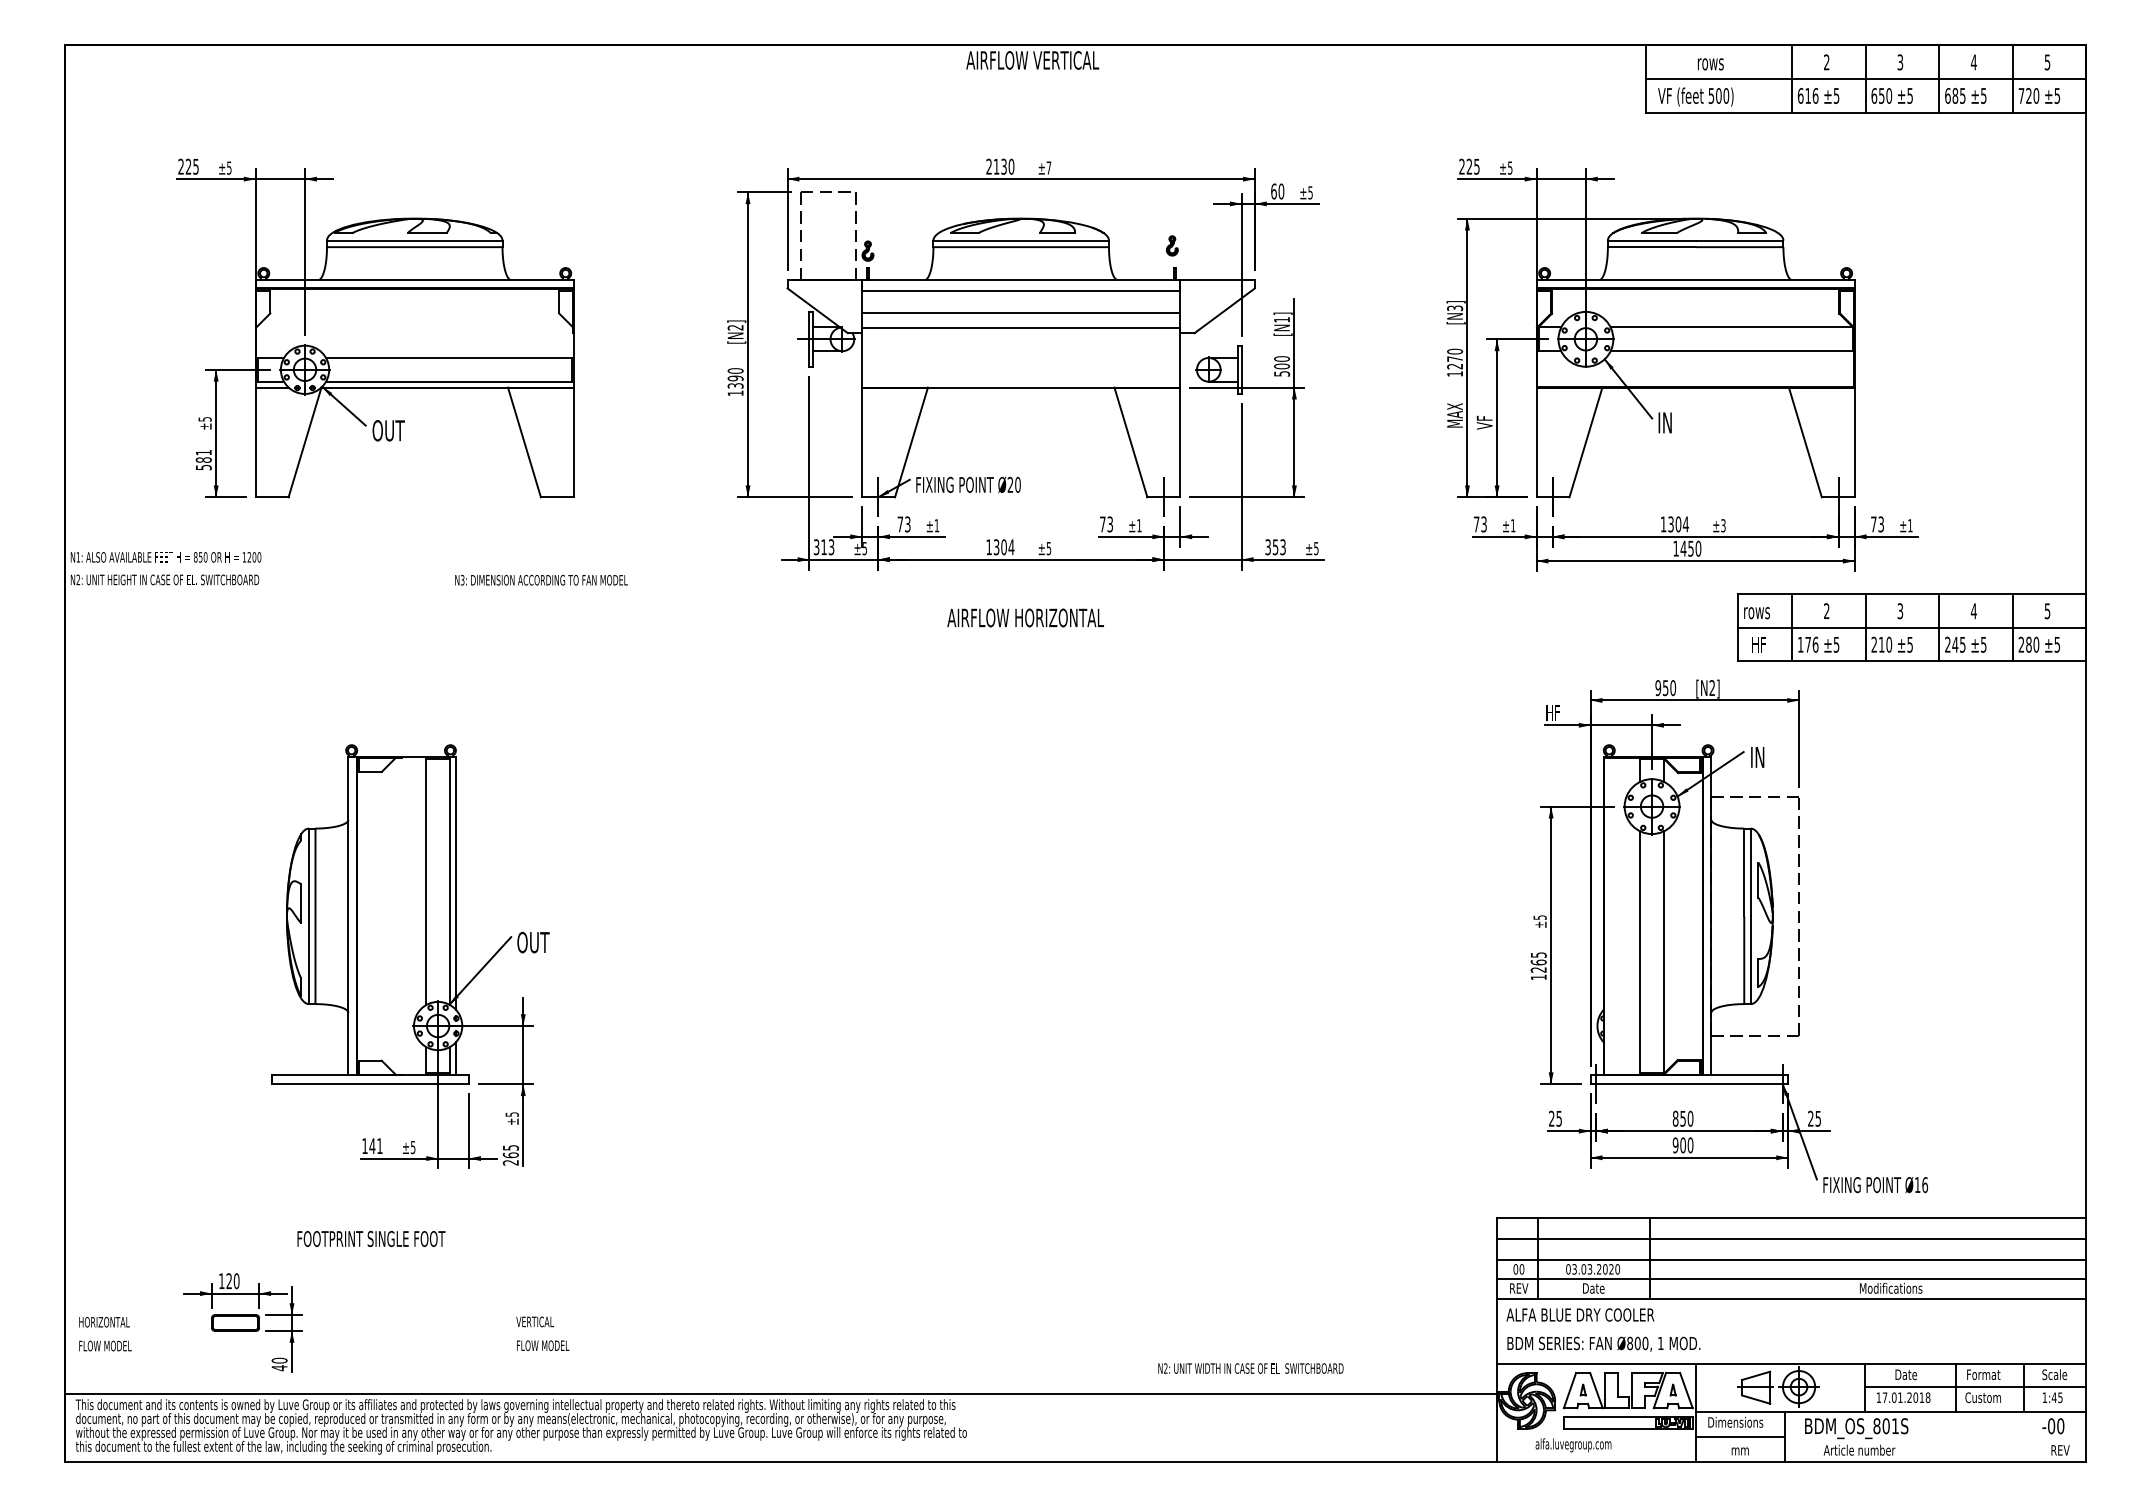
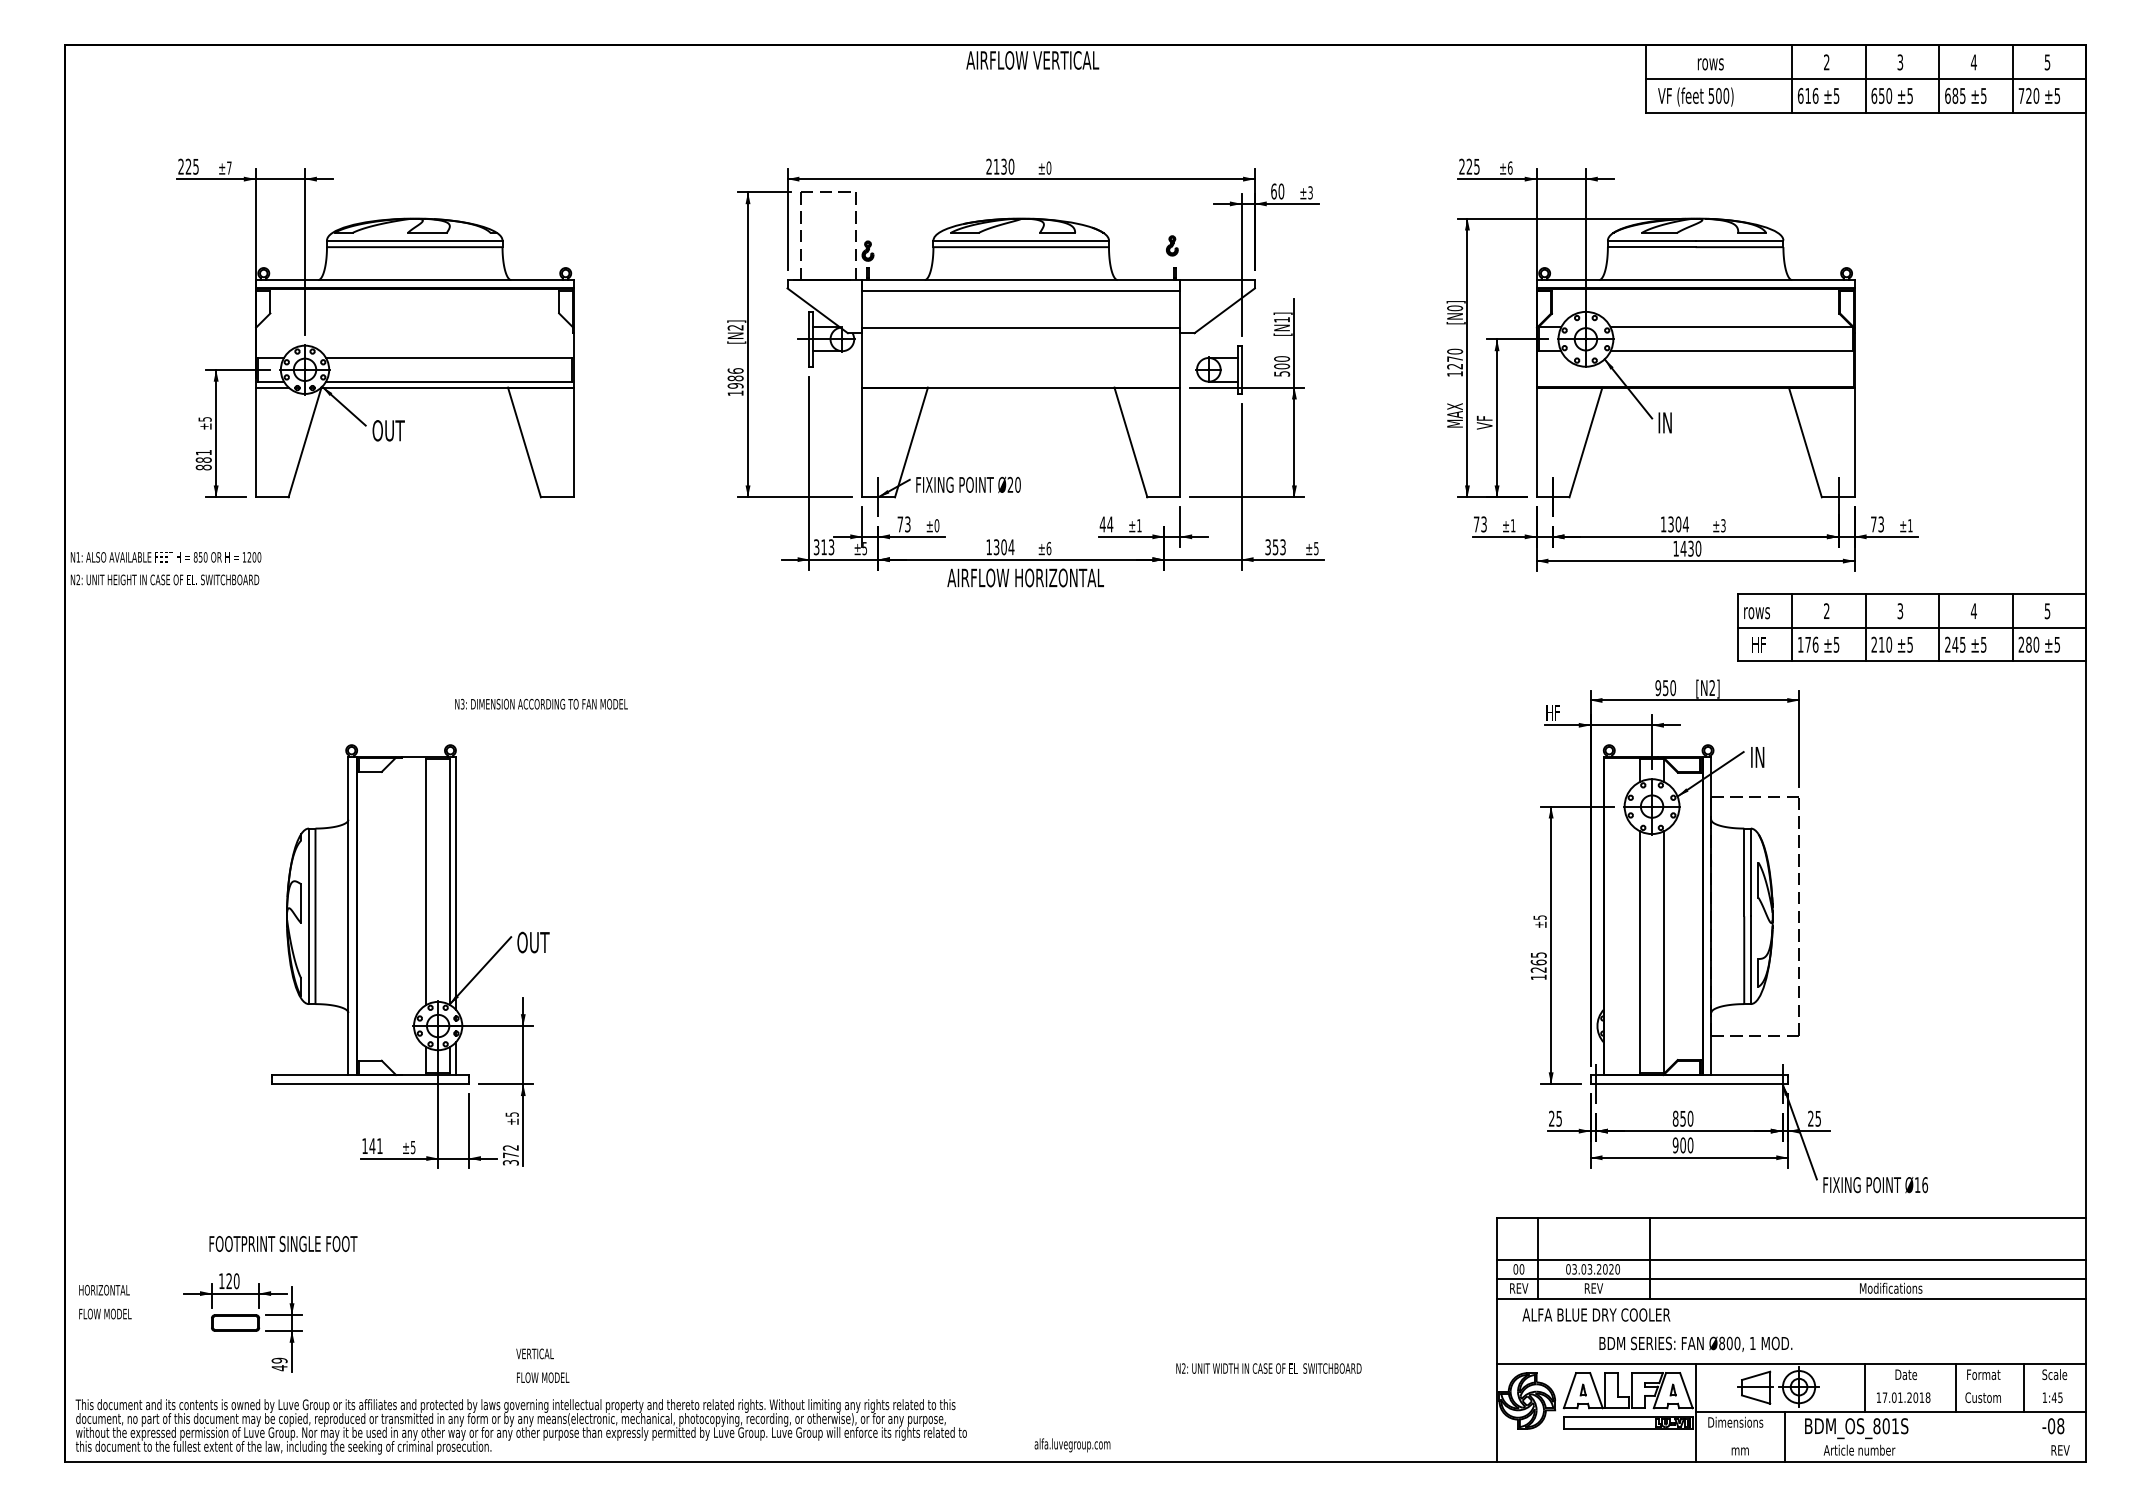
text: ±5 -> ±7 (229, 167)
text: ±7 -> ±0 (1048, 167)
text: ±5 -> ±6 (1509, 167)
text: ±5 -> ±3 (1310, 191)
text: [N3] -> [N0] (1455, 308)
line: present -> none (1021, 313)
text: 1390 -> 1986 (735, 378)
text: 581 -> 881 (203, 467)
line: present -> none (1164, 497)
text: 73 -> 44 (1106, 524)
text: ±1 -> ±0 (936, 525)
text: 1450 -> 1430 (1690, 547)
text: ±5 -> ±6 (1048, 548)
text position: (541, 580) -> (541, 704) (541, 704)
text position: (1025, 617) -> (1025, 577) (1025, 577)
text: 265 -> 372 (510, 1155)
text position: (371, 1238) -> (283, 1243) (283, 1243)
line: present -> none (1791, 1238)
text: Date -> REV (1593, 1288)
text position: (1580, 1314) -> (1596, 1314) (1596, 1314)
text position: (542, 1333) -> (542, 1365) (542, 1365)
text position: (105, 1334) -> (105, 1302) (105, 1302)
text position: (1603, 1343) -> (1695, 1343) (1695, 1343)
text: 40 -> 49 (279, 1360)
text position: (1250, 1368) -> (1268, 1368) (1268, 1368)
line: present -> none (1975, 1387)
line: present -> none (780, 1393)
text: -00 -> -08 (2060, 1425)
line: present -> none (1740, 1437)
text position: (1573, 1445) -> (1072, 1445) (1072, 1445)
